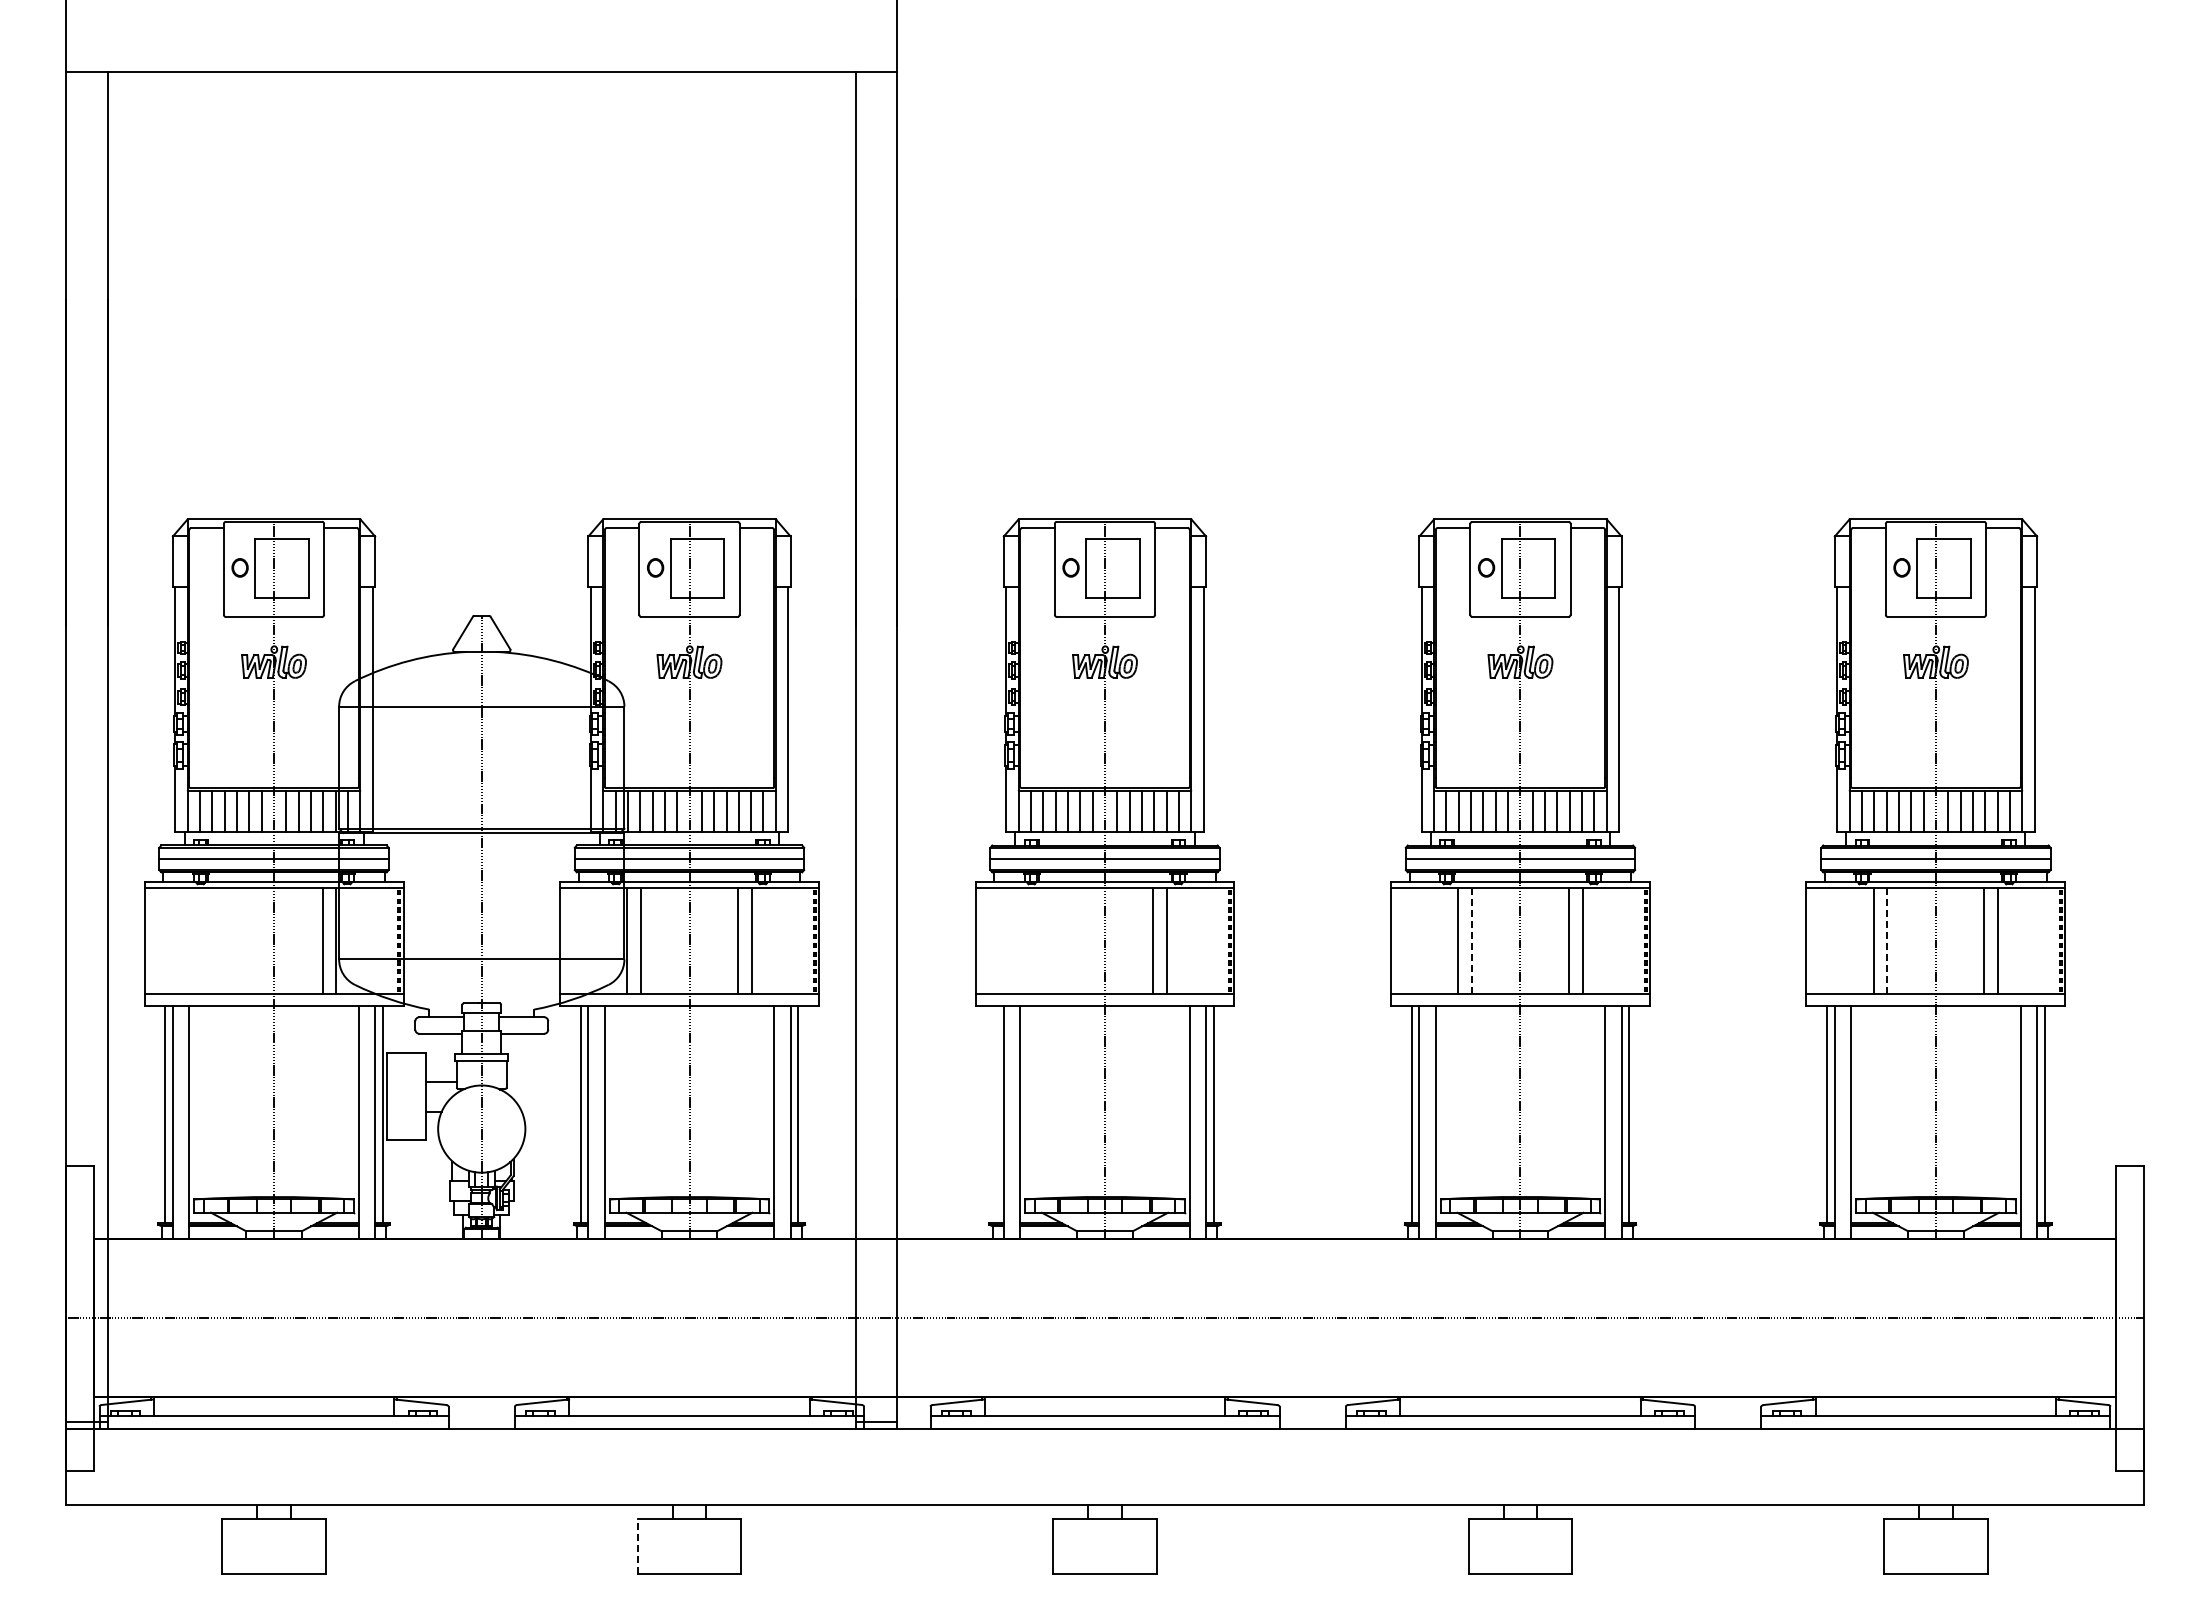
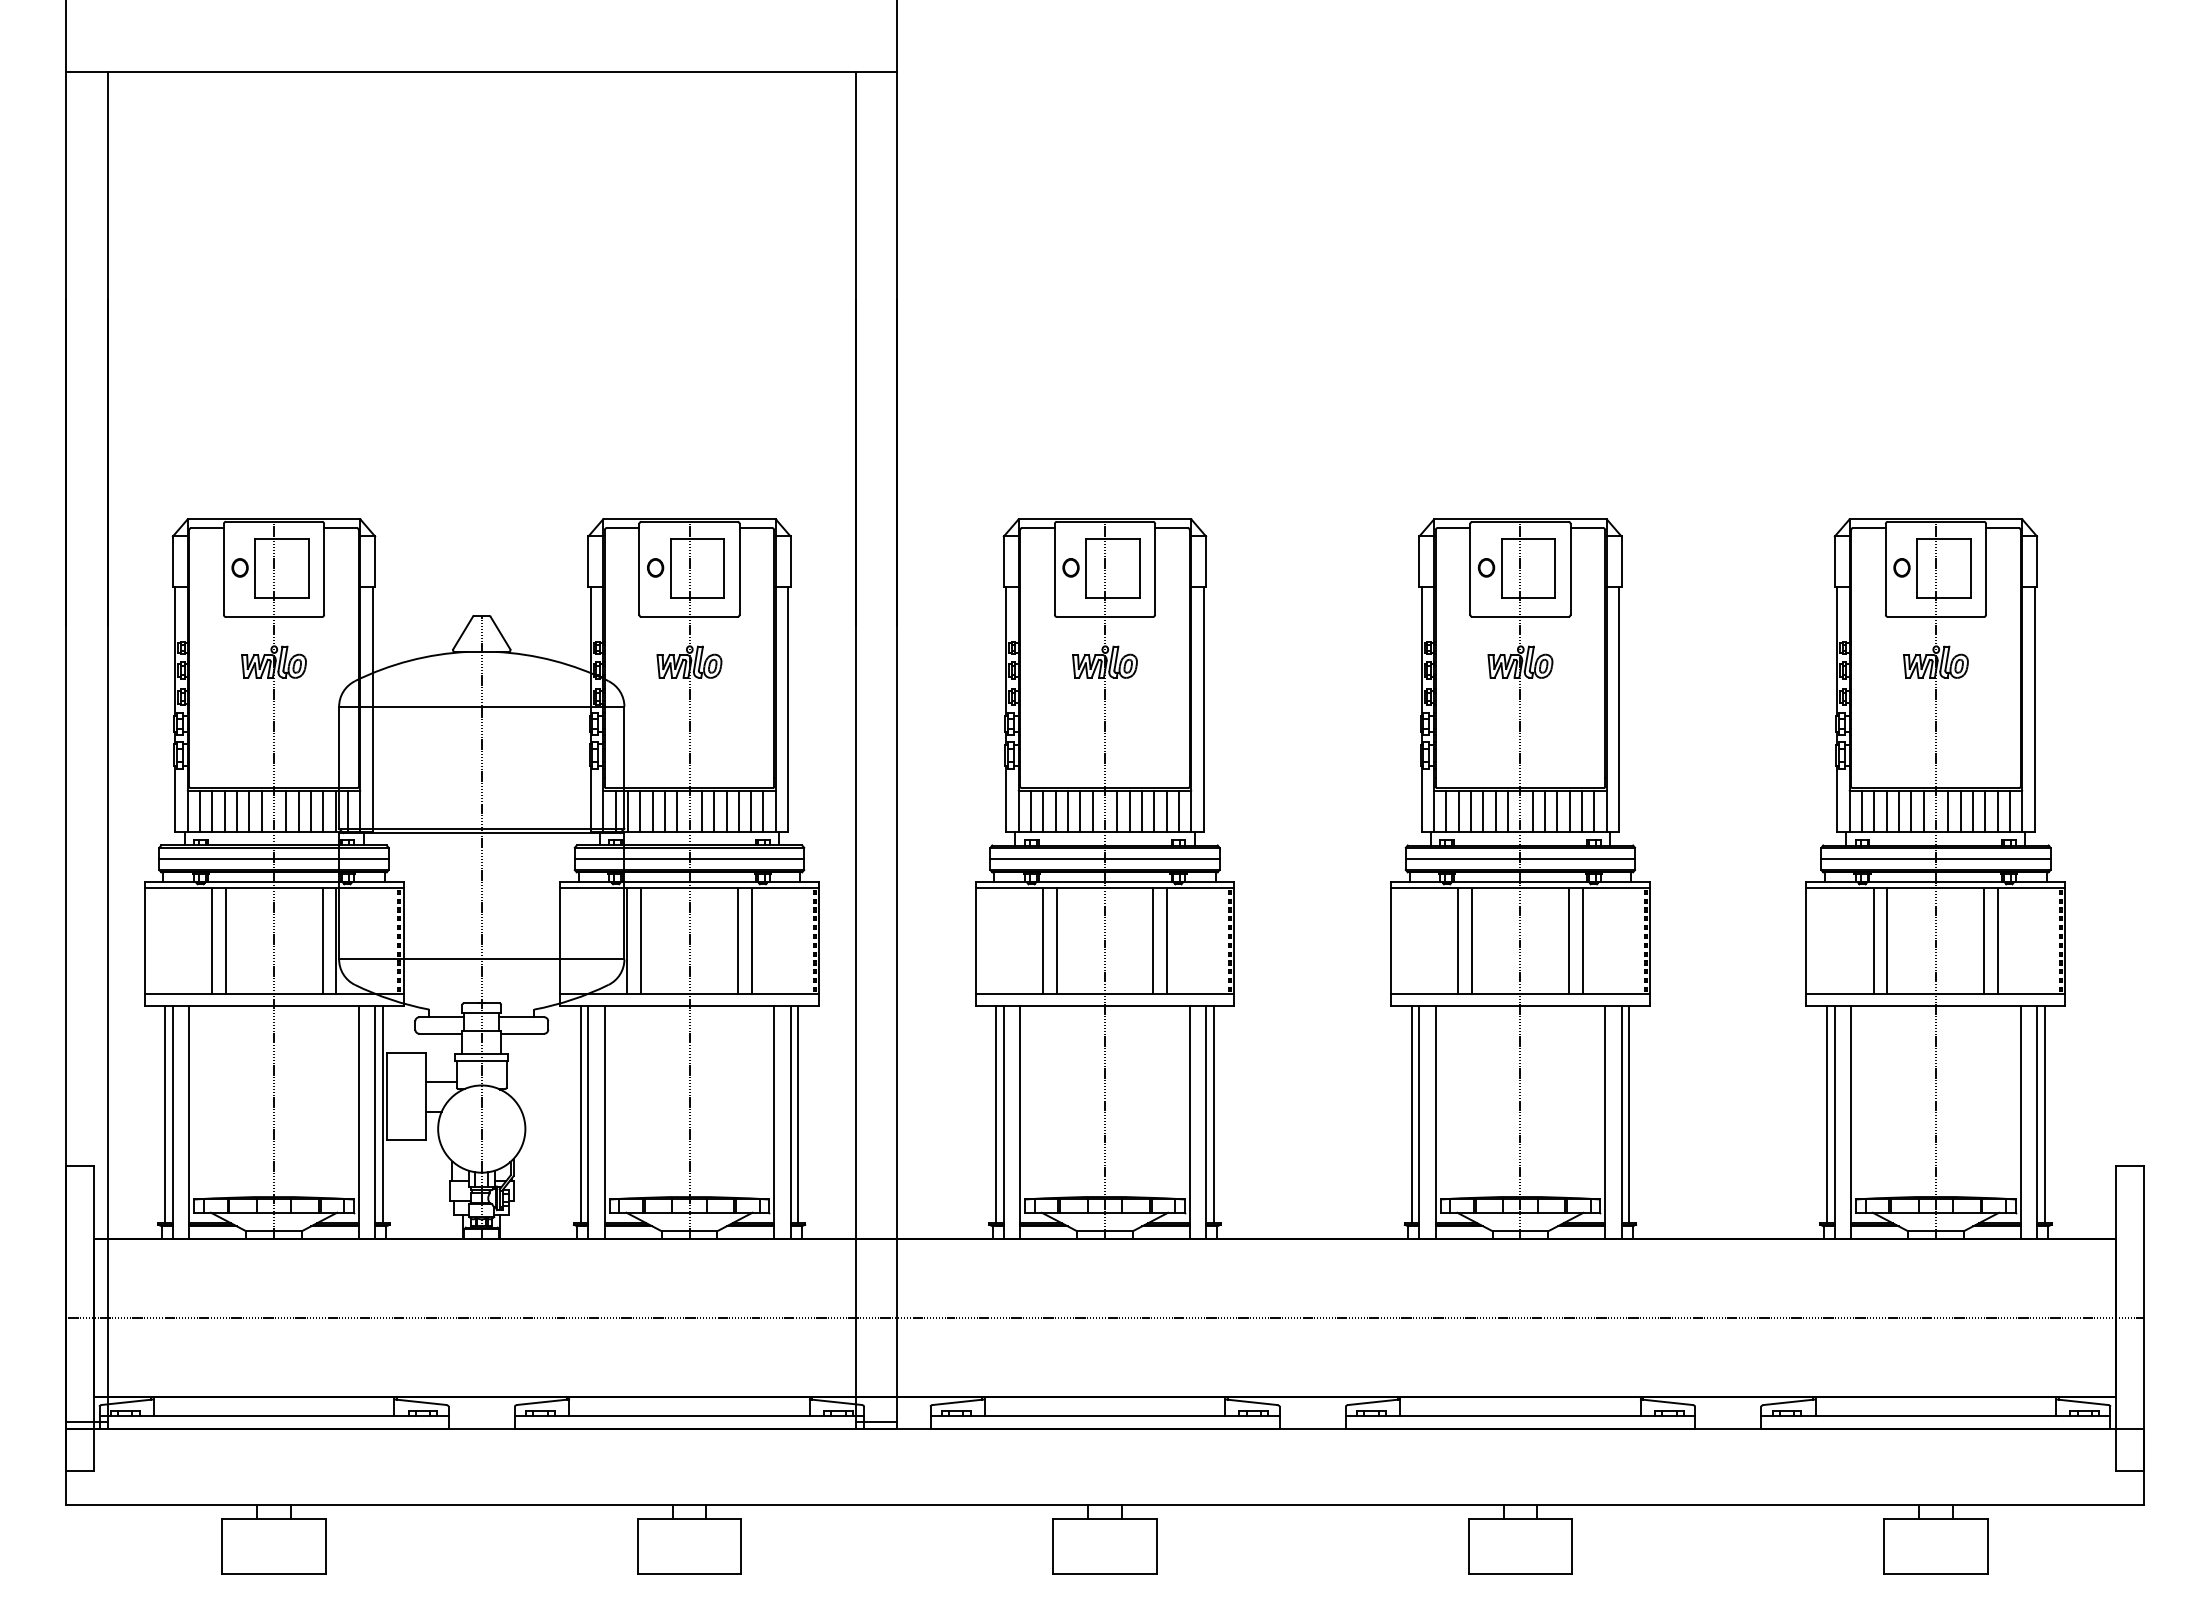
line: none -> present (211, 940)
line: none -> present (225, 940)
line: none -> present (1042, 940)
line: none -> present (1056, 940)
line: dashed -> solid (1472, 940)
line: dashed -> solid (1887, 940)
line: none -> present (996, 1114)
line: dashed -> solid (637, 1546)
